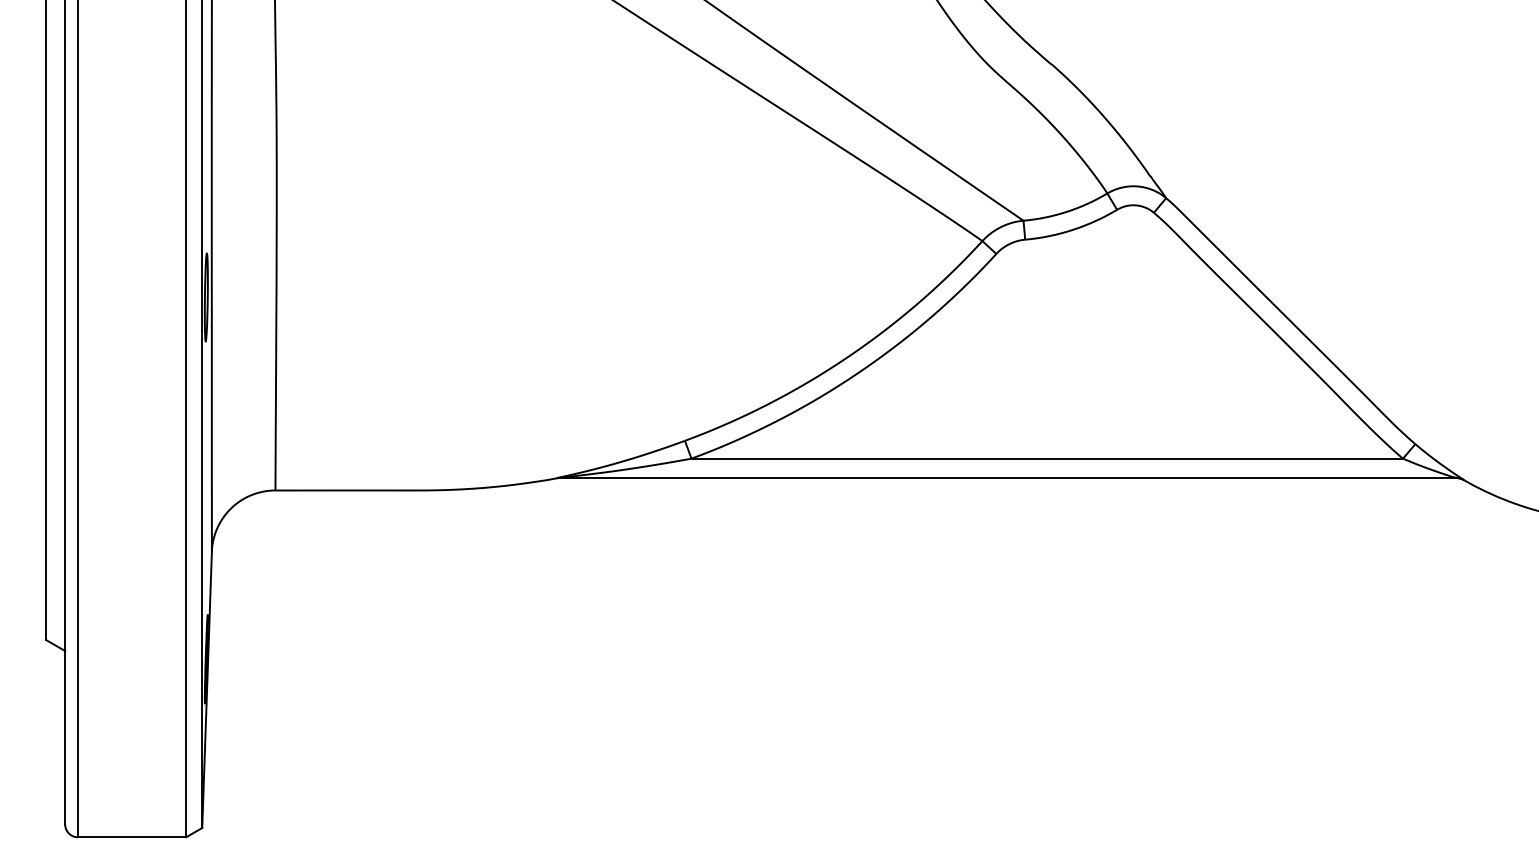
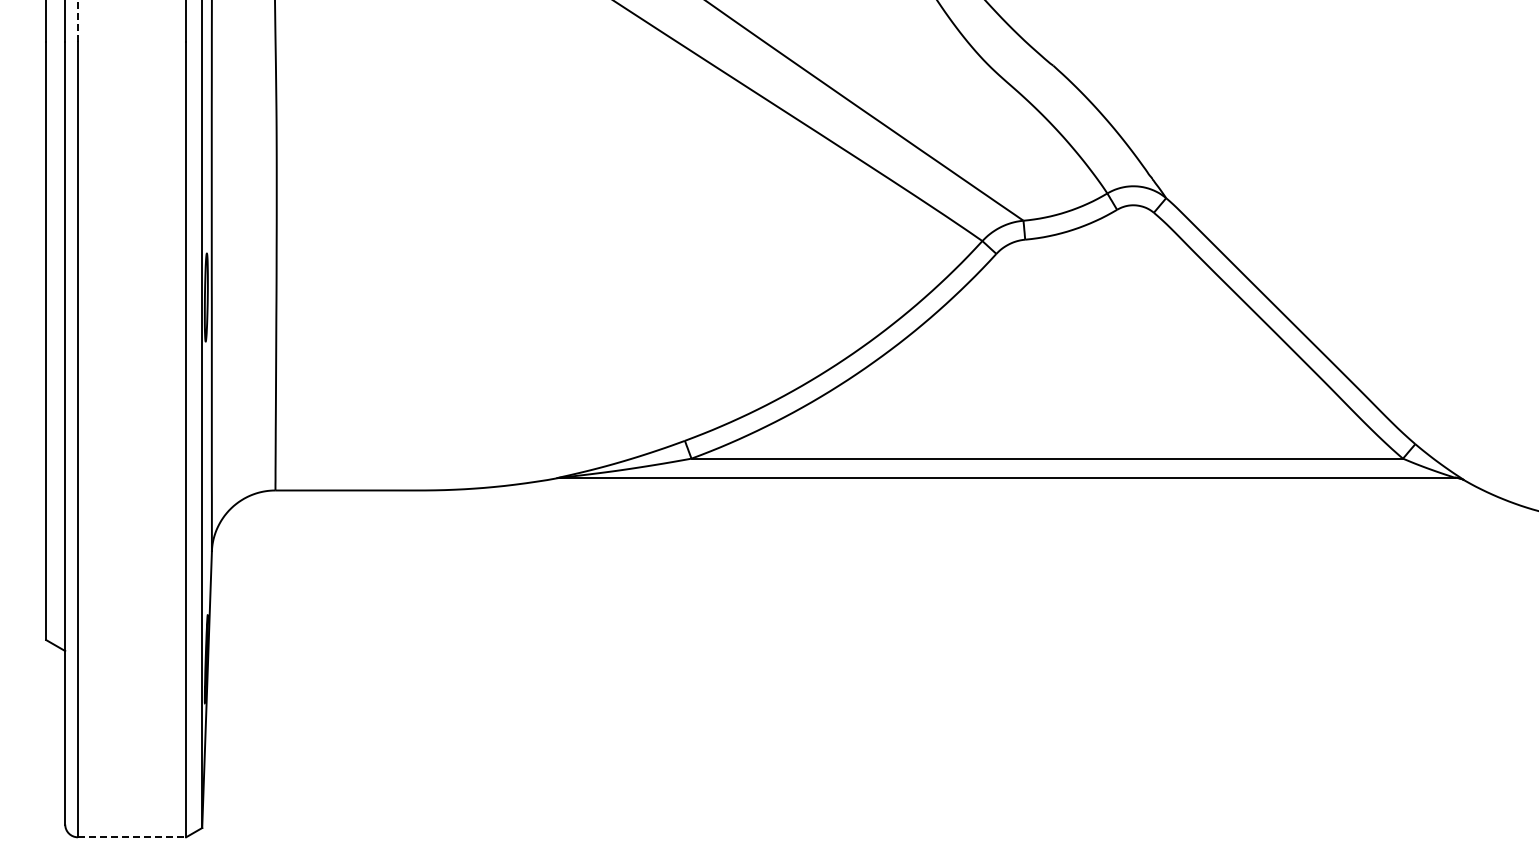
line: solid -> dashed (77, 20)
line: solid -> dashed (132, 837)
